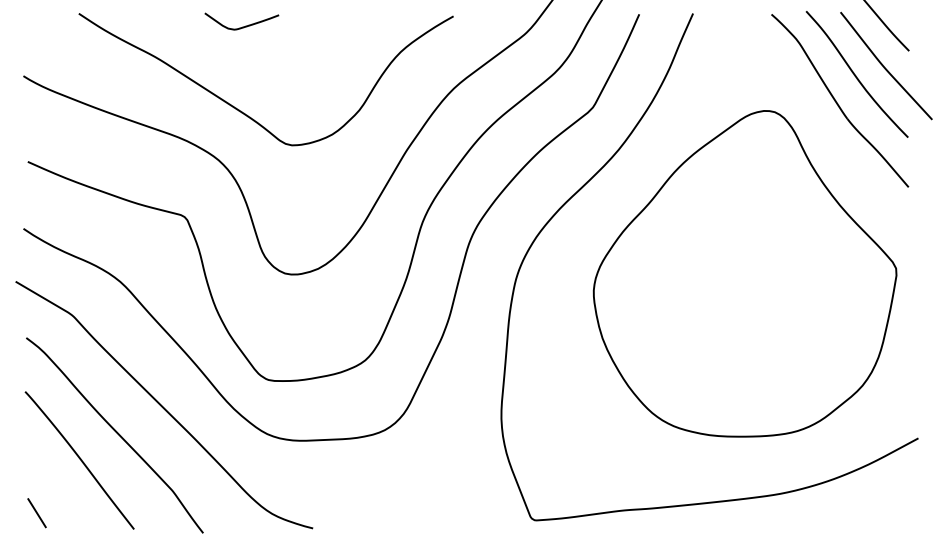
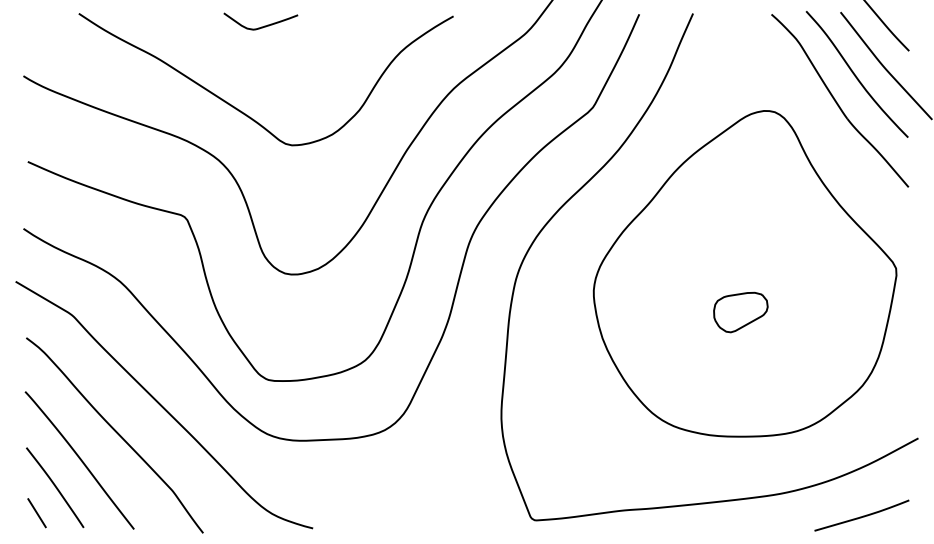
curve position: (242, 26) -> (261, 26) (261, 26)
part: none -> present (740, 312)
curve: none -> present (55, 487)
curve: none -> present (861, 516)
